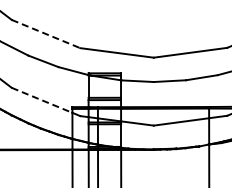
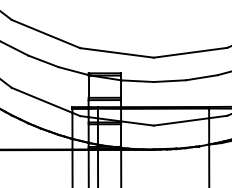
line: dashed -> solid (46, 34)
line: dashed -> solid (42, 100)
